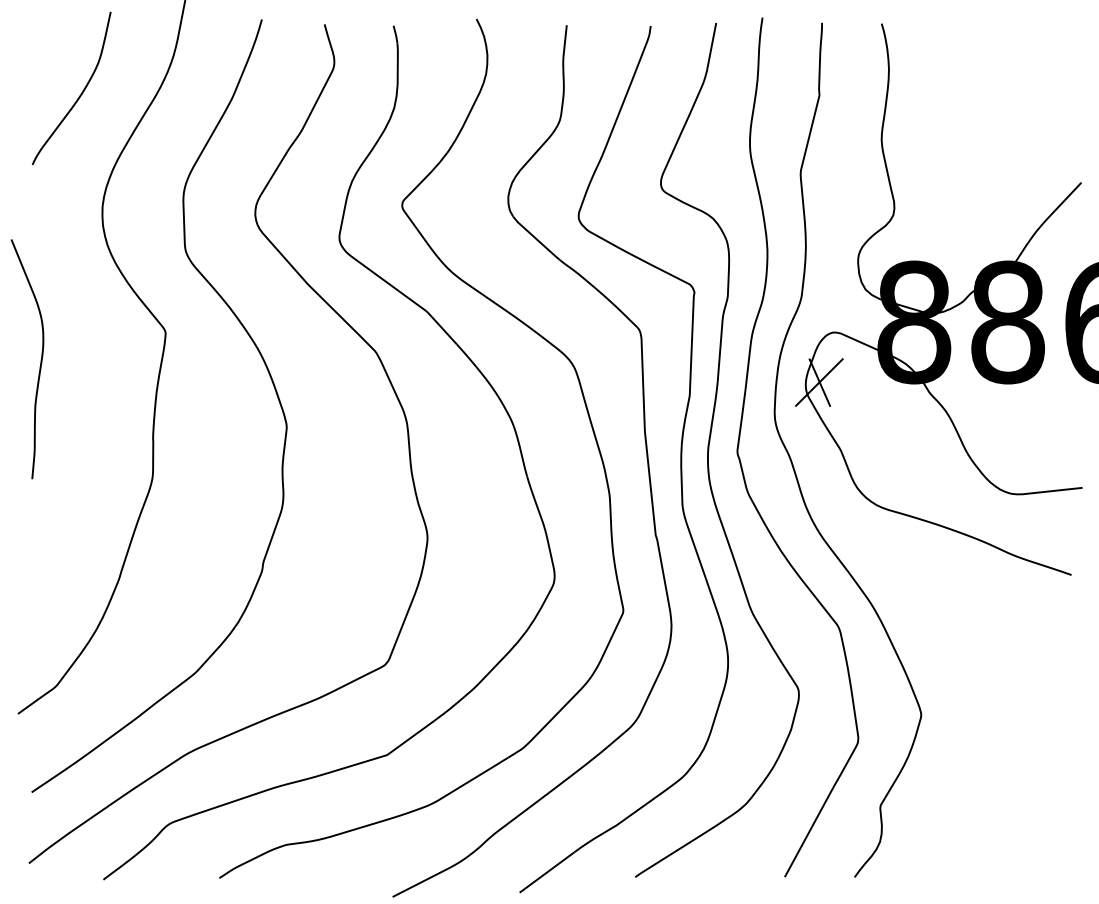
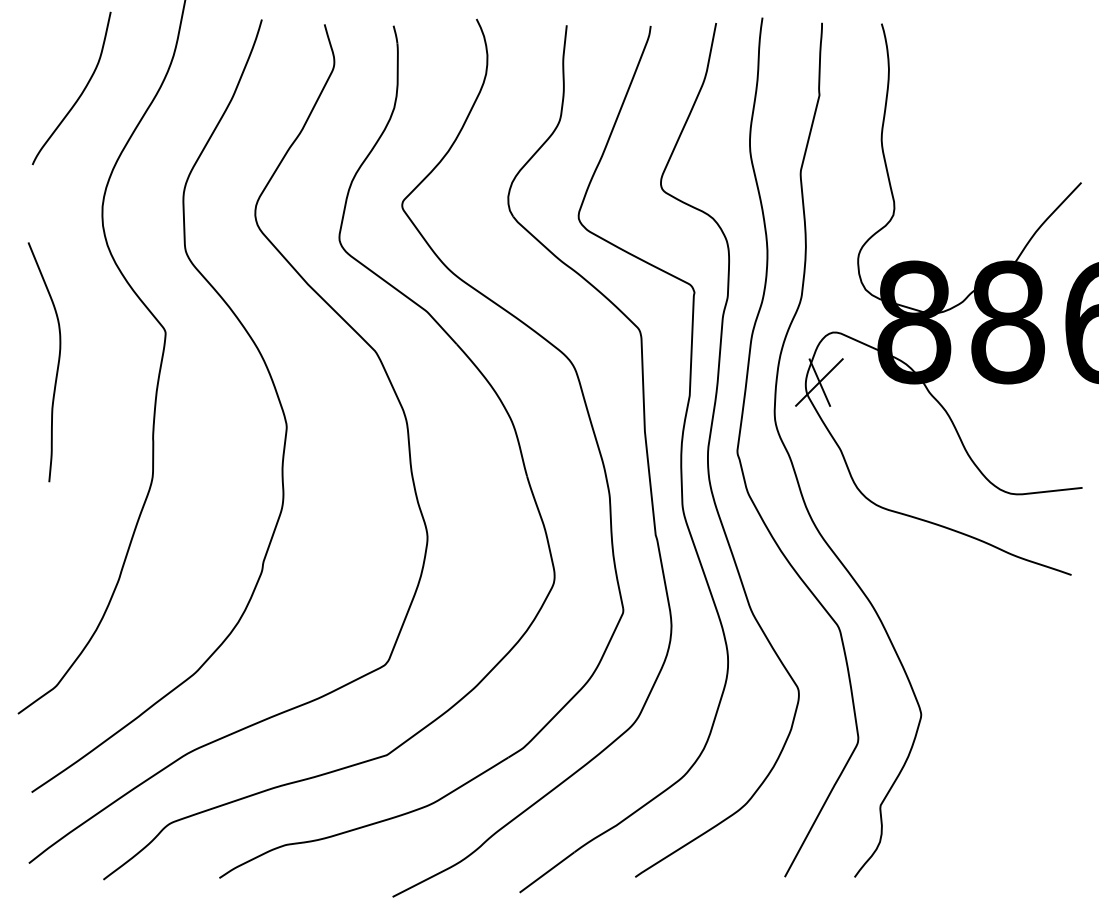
curve position: (40, 359) -> (57, 362) (57, 362)
